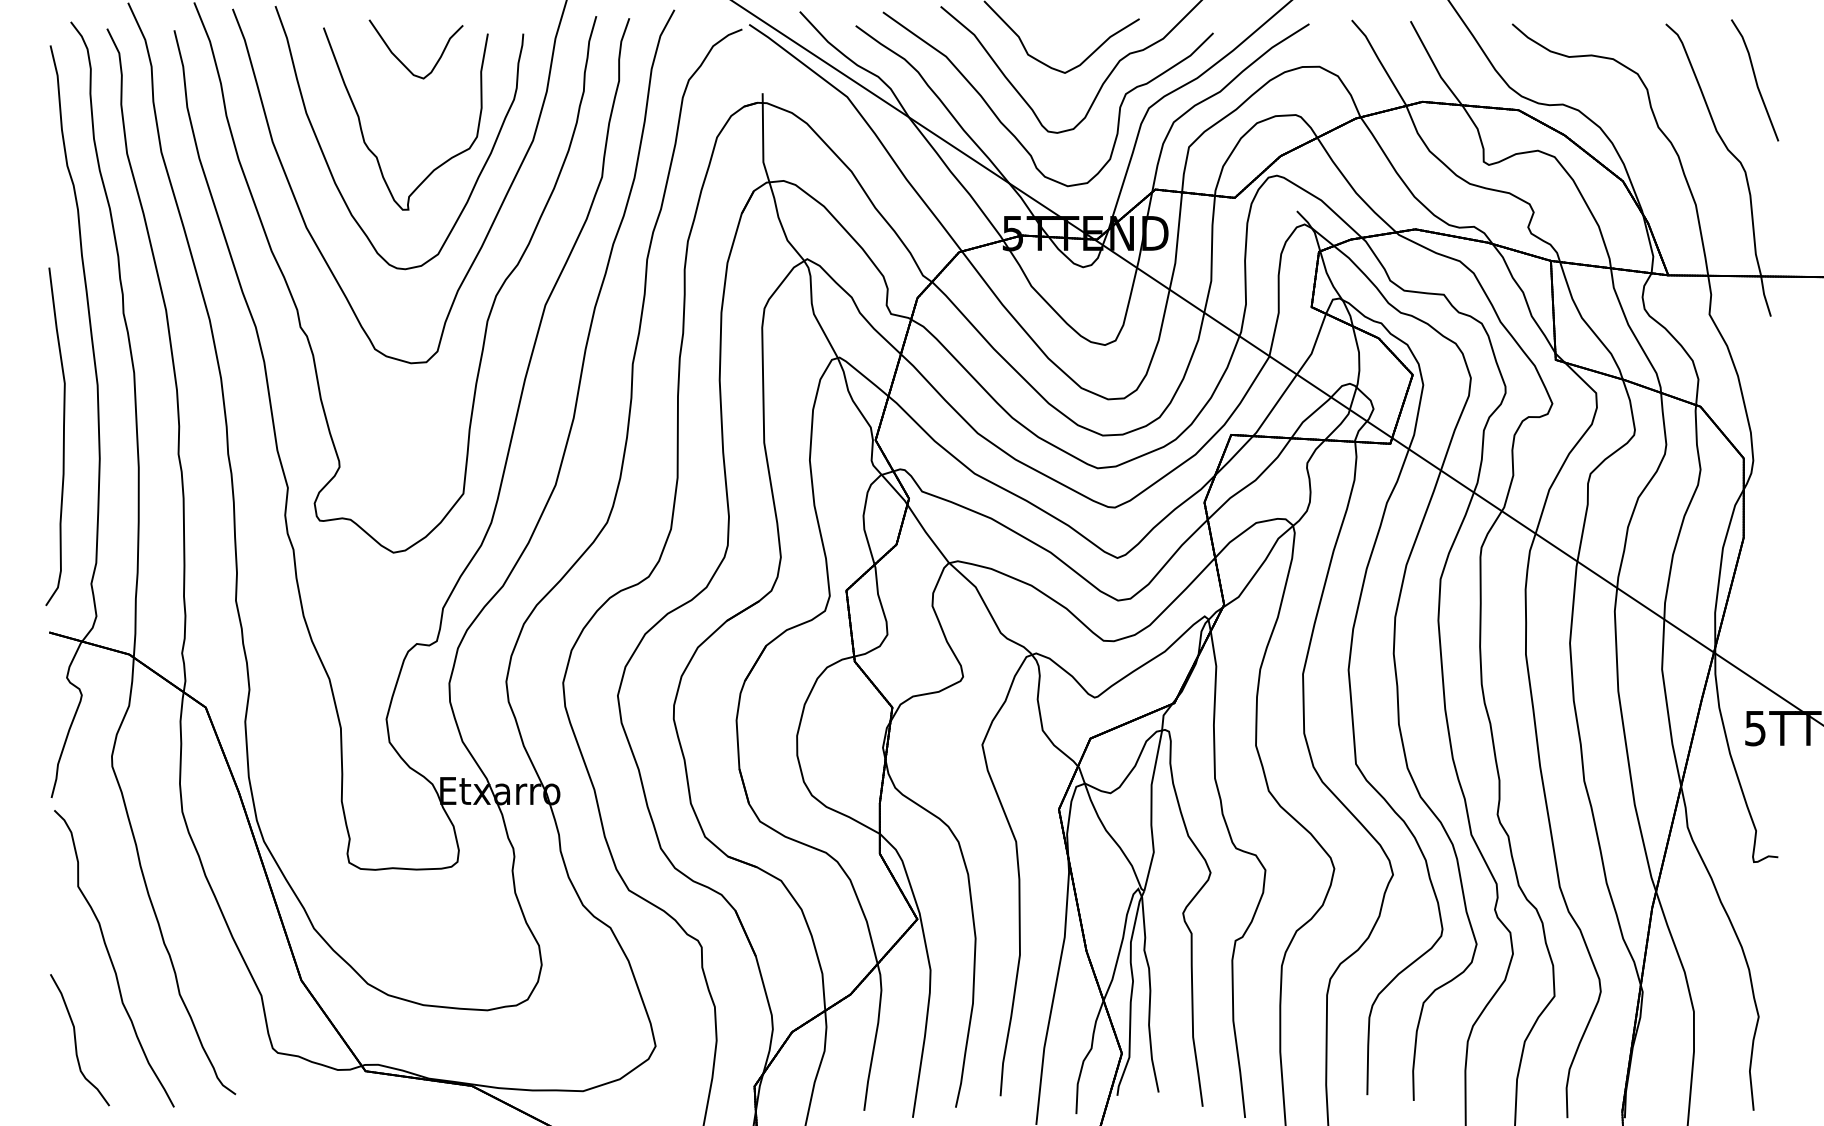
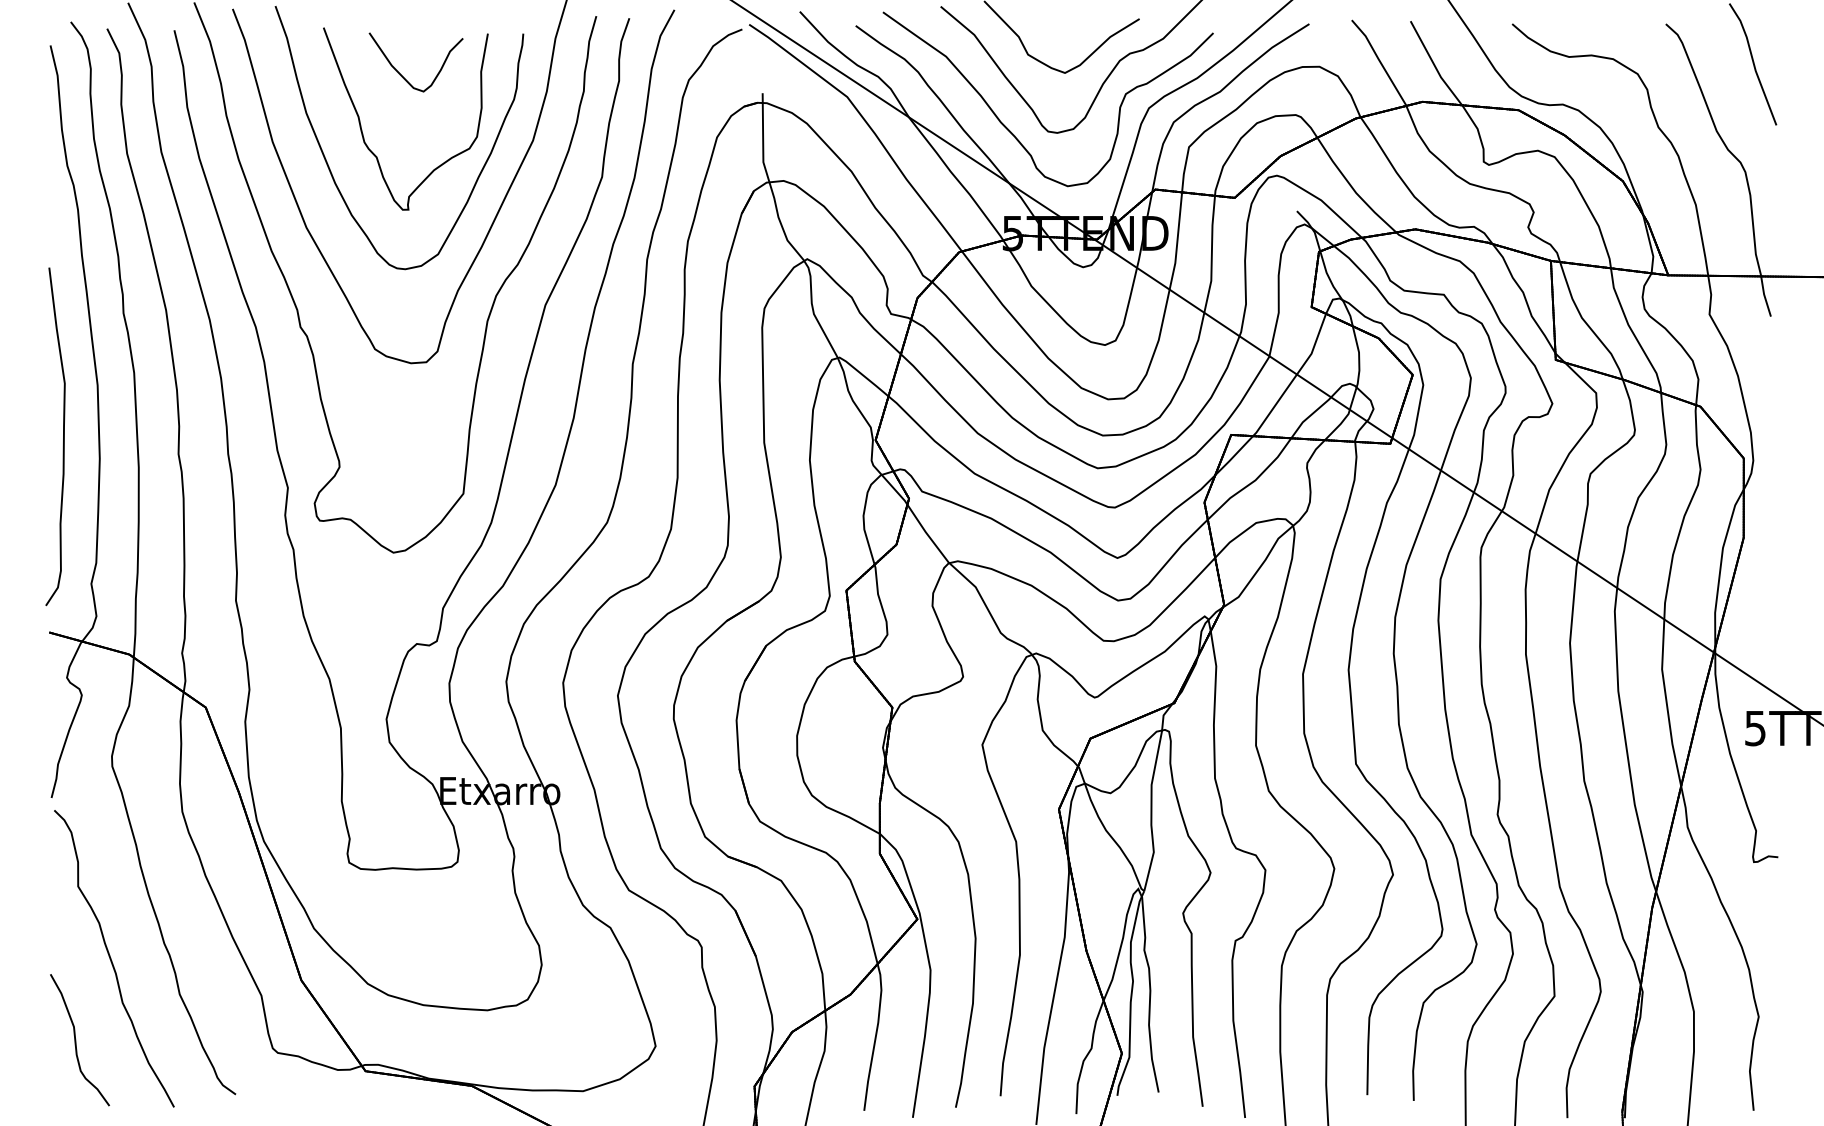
part position: (402, 62) -> (402, 75) (402, 75)
line position: (1755, 80) -> (1753, 64) (1753, 64)
